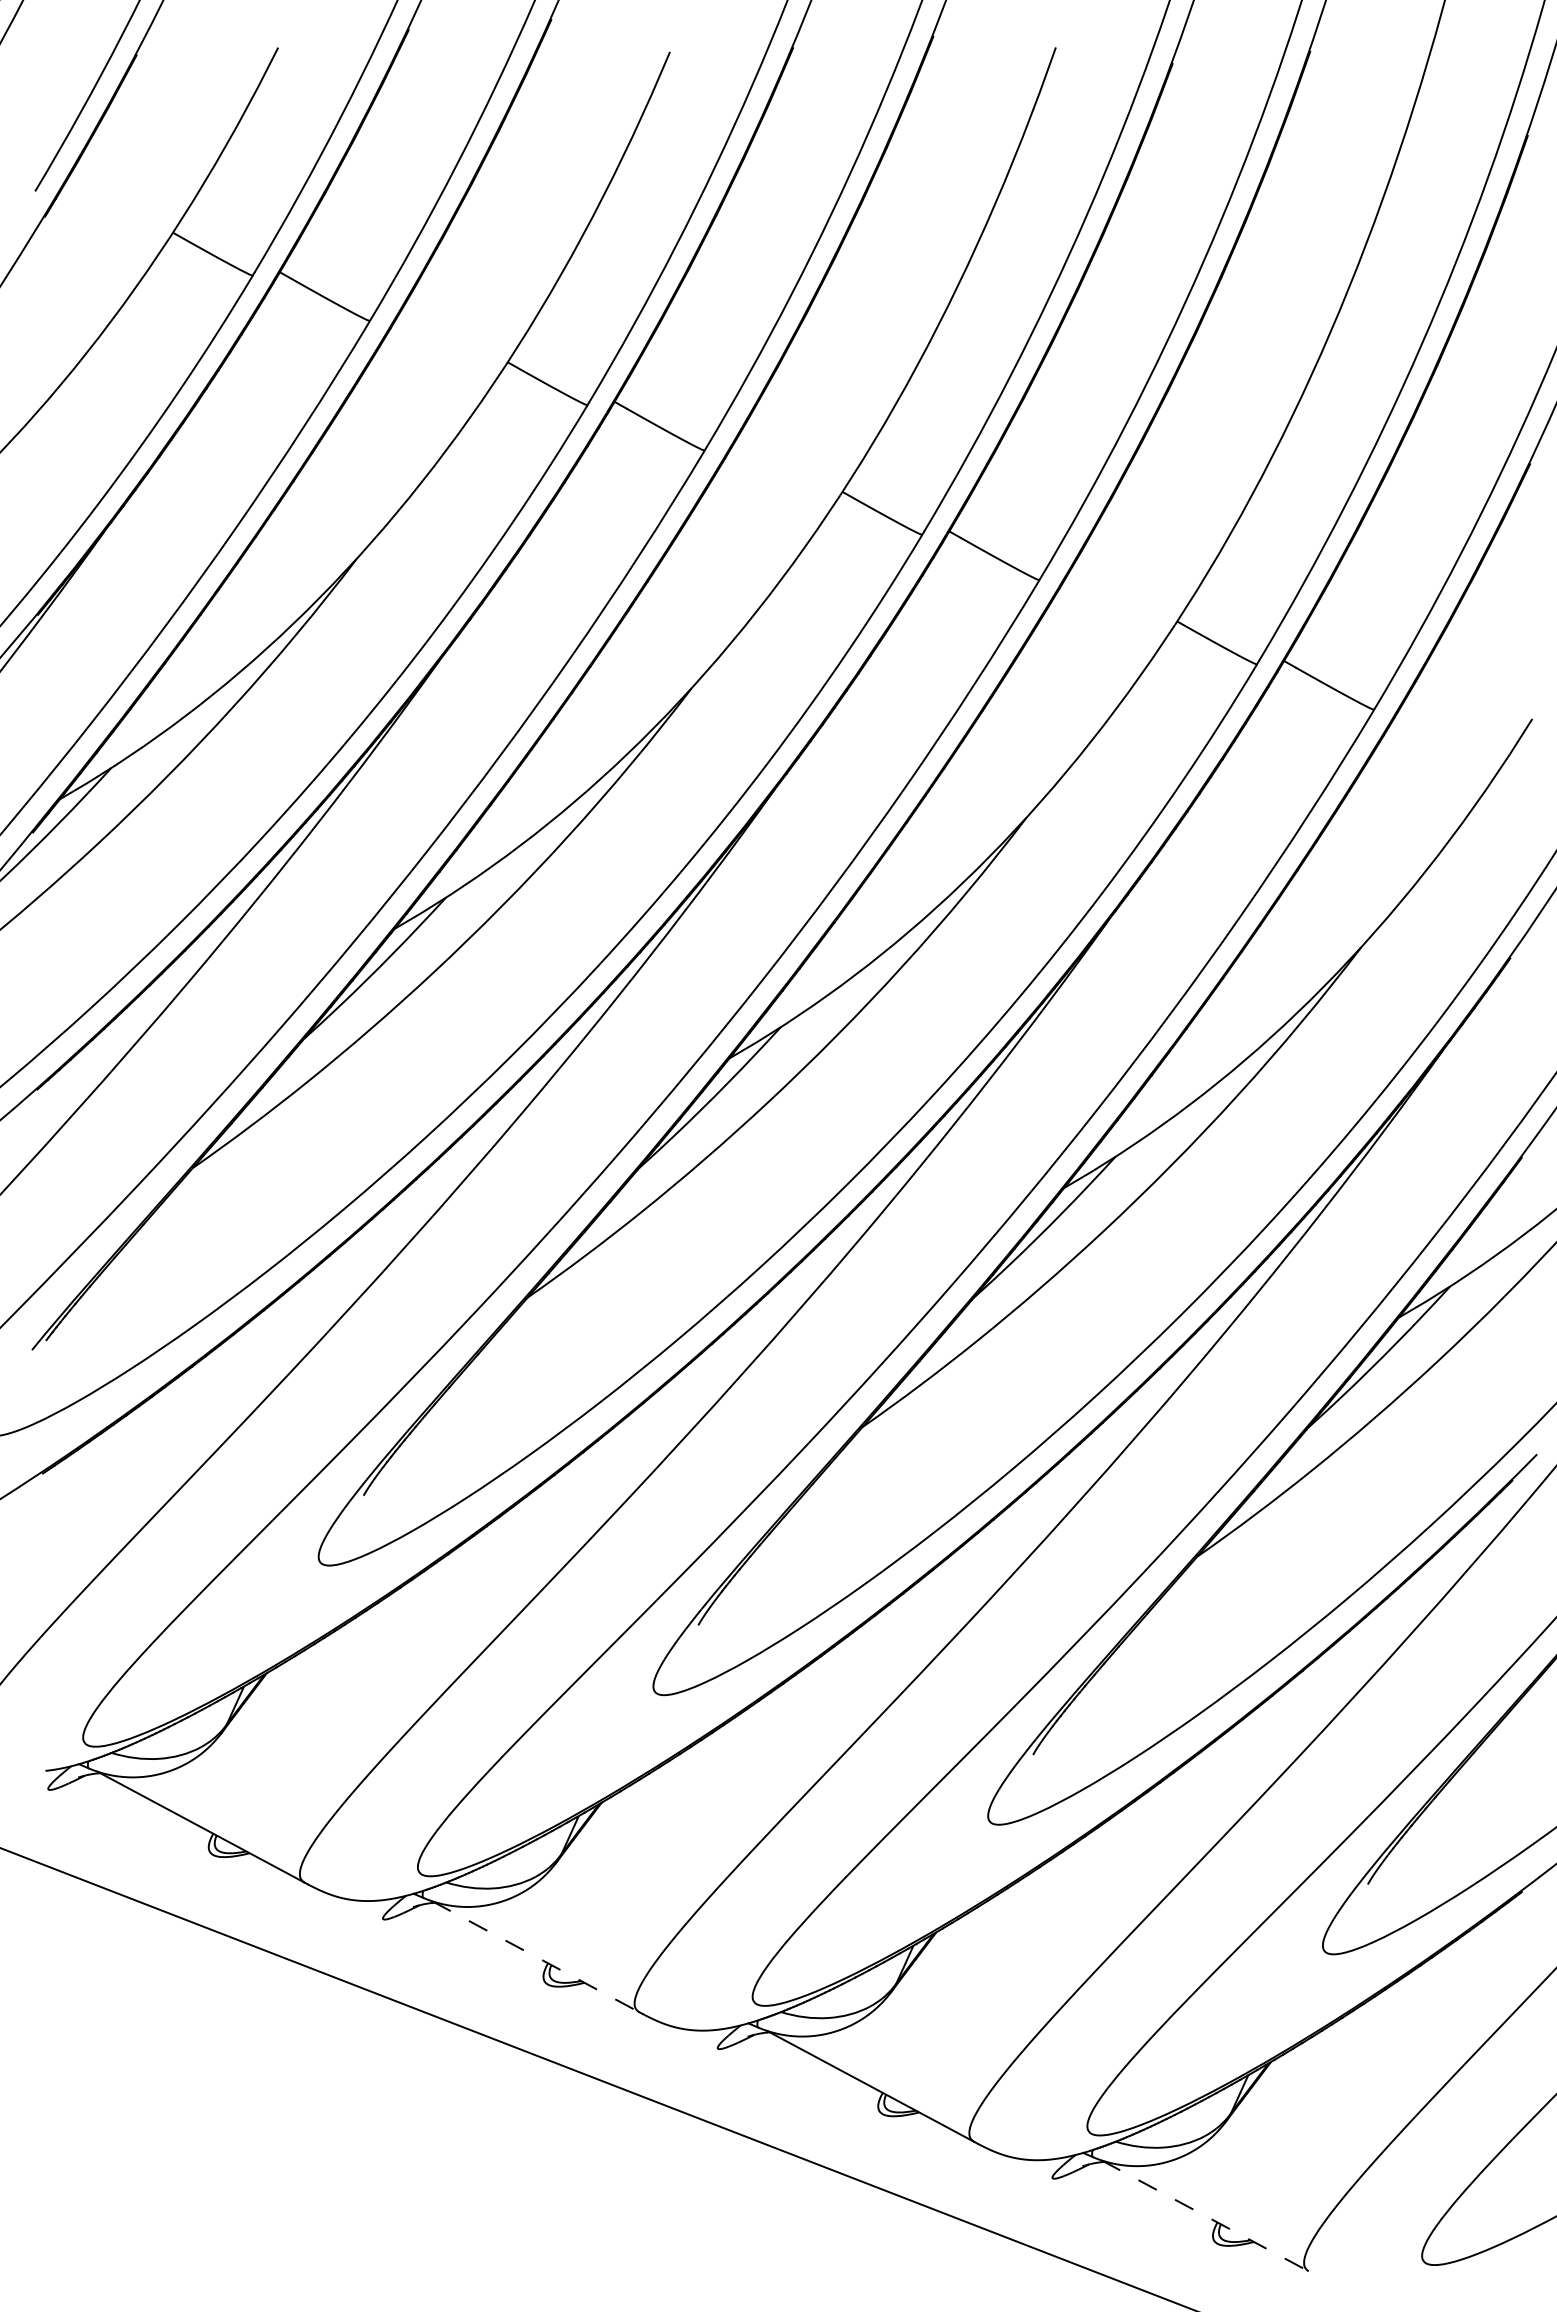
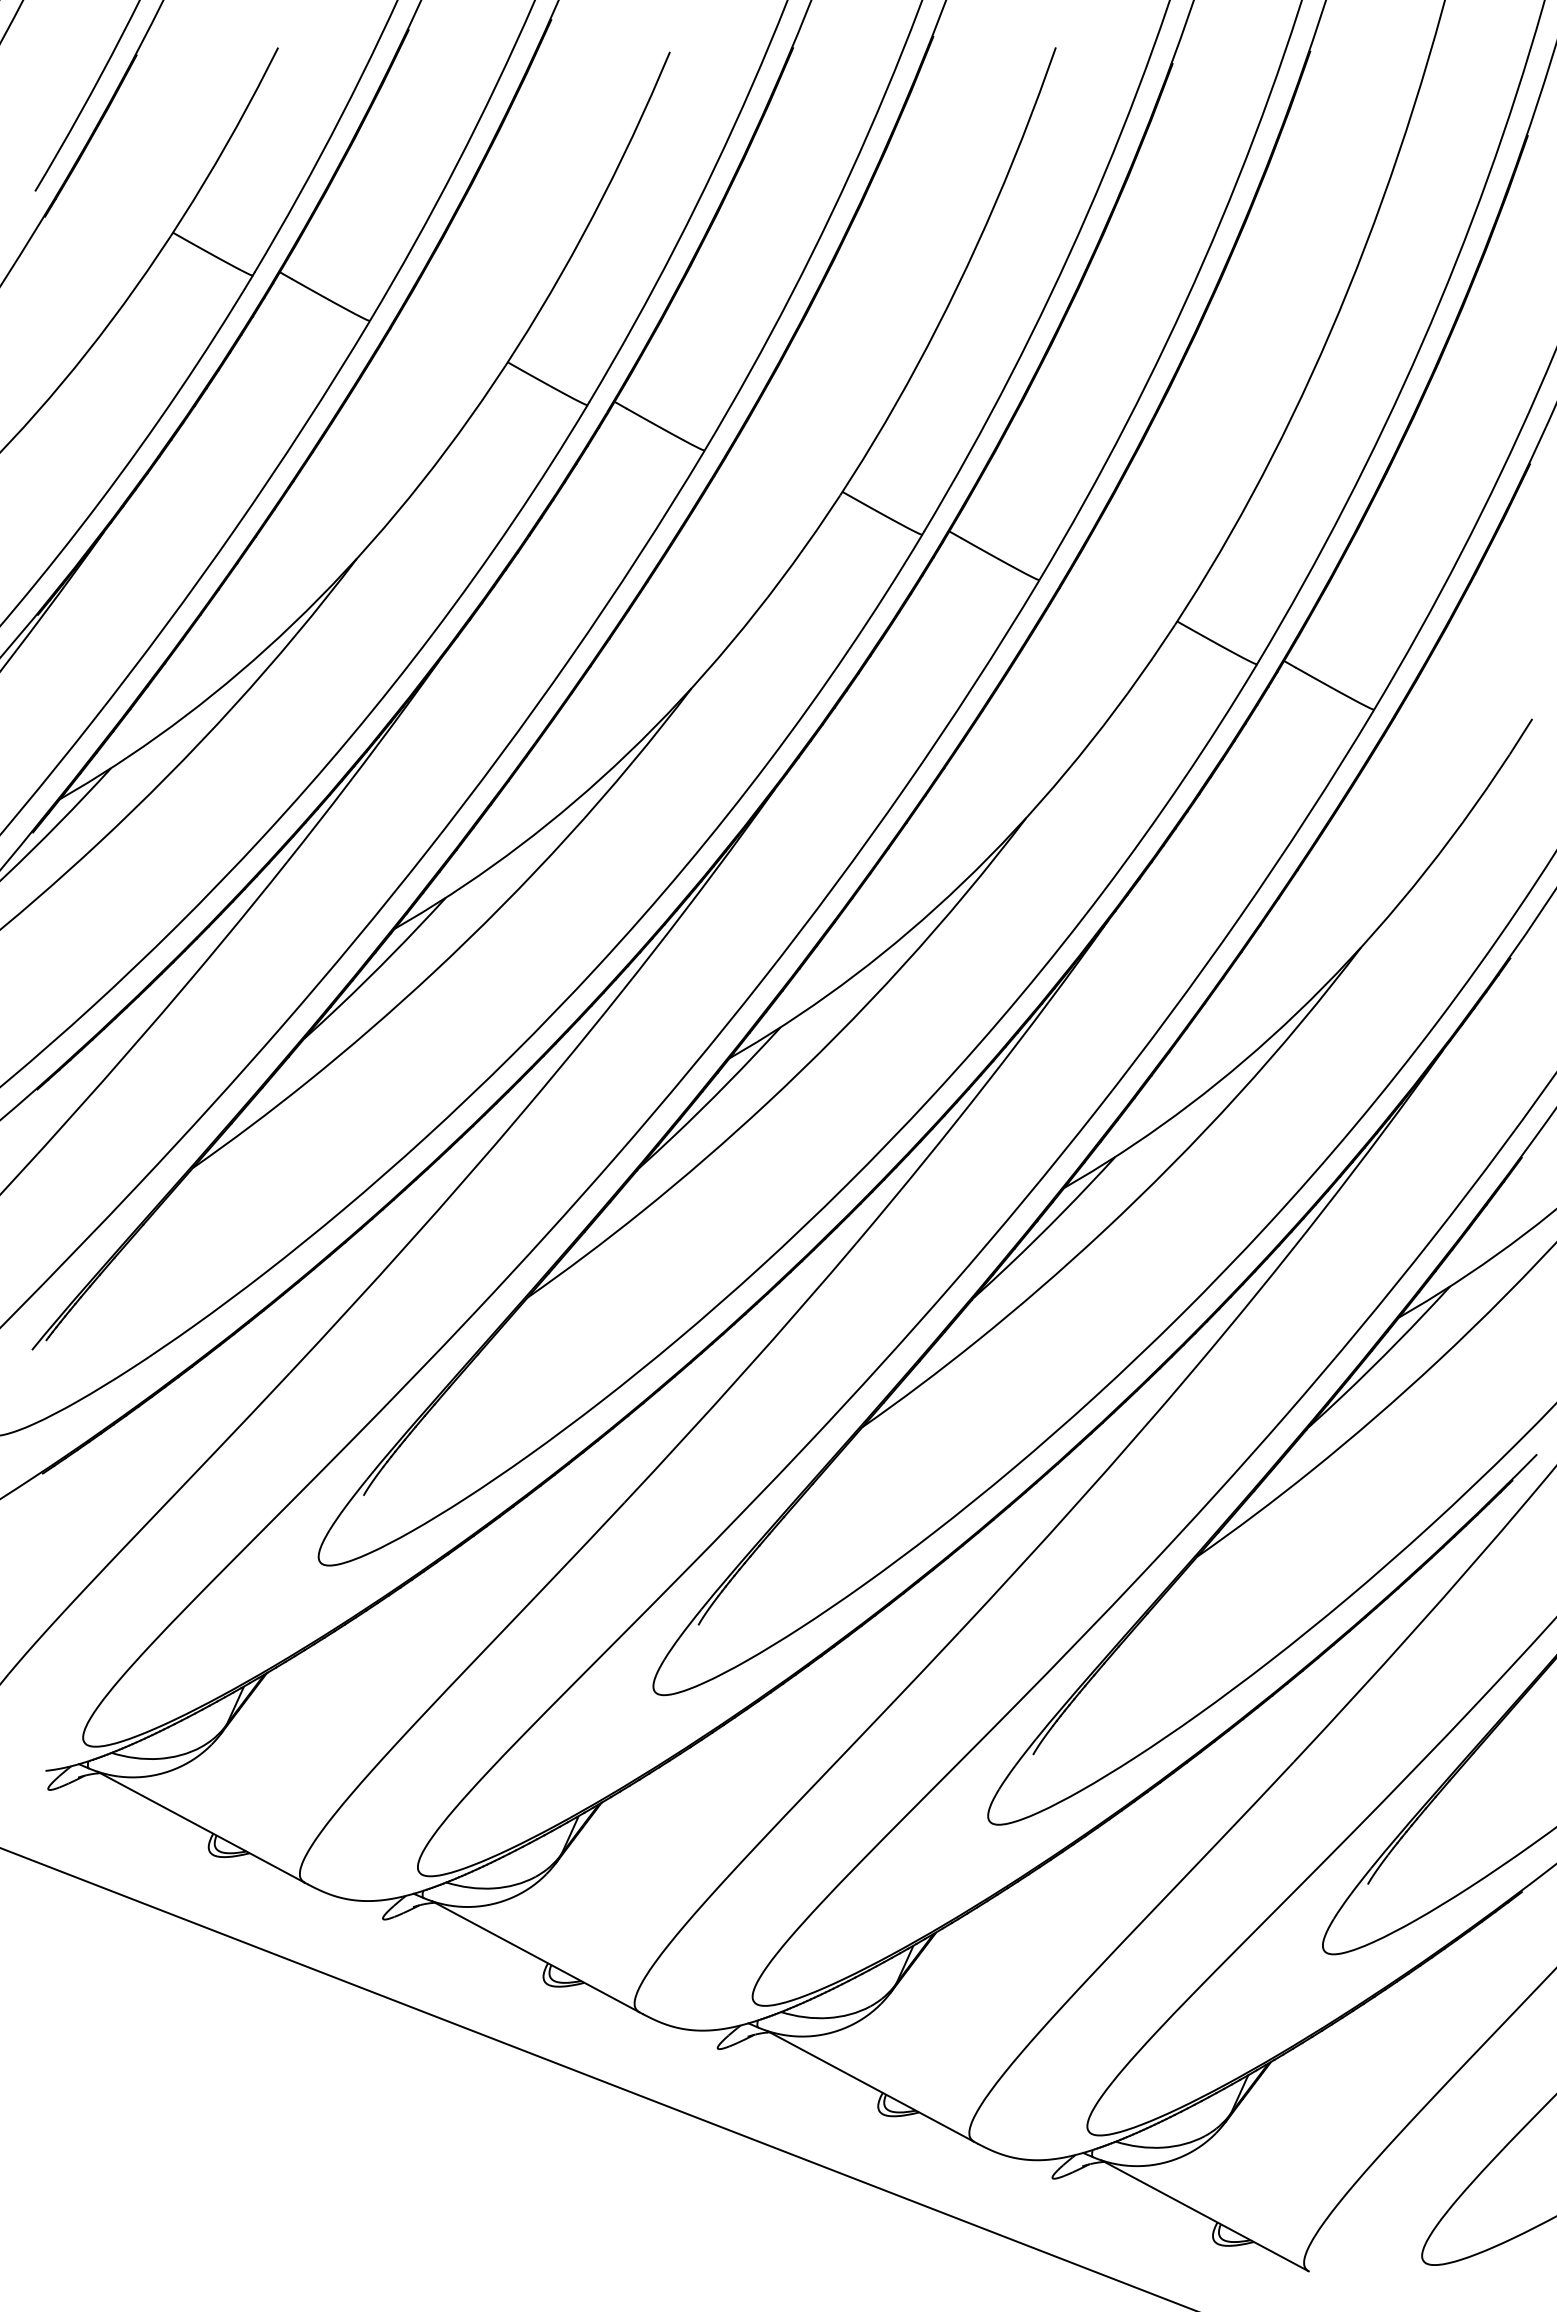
line: dashed -> solid (536, 1957)
line: dashed -> solid (1205, 2216)
